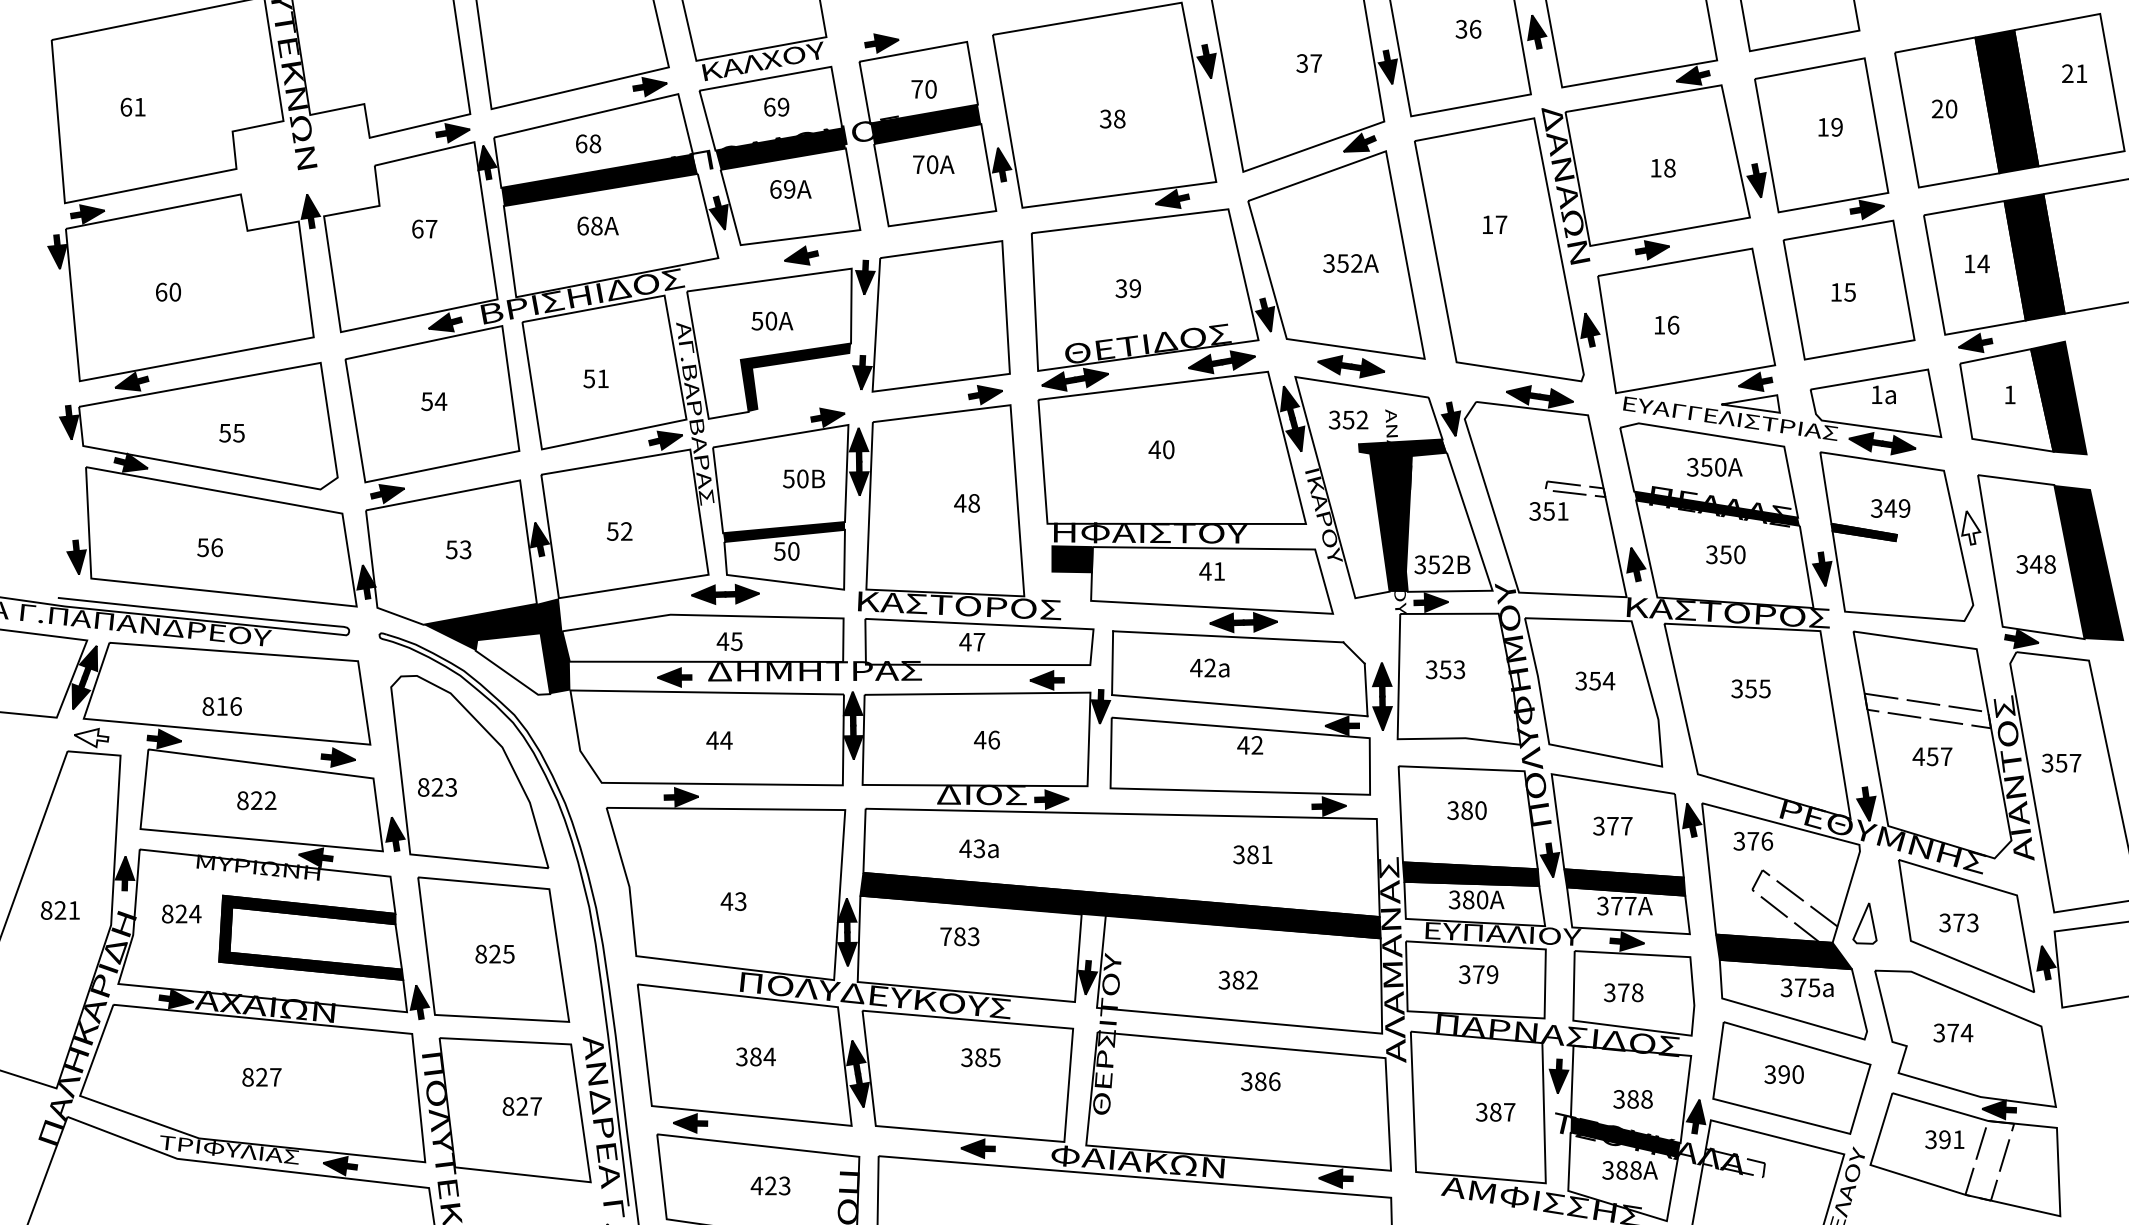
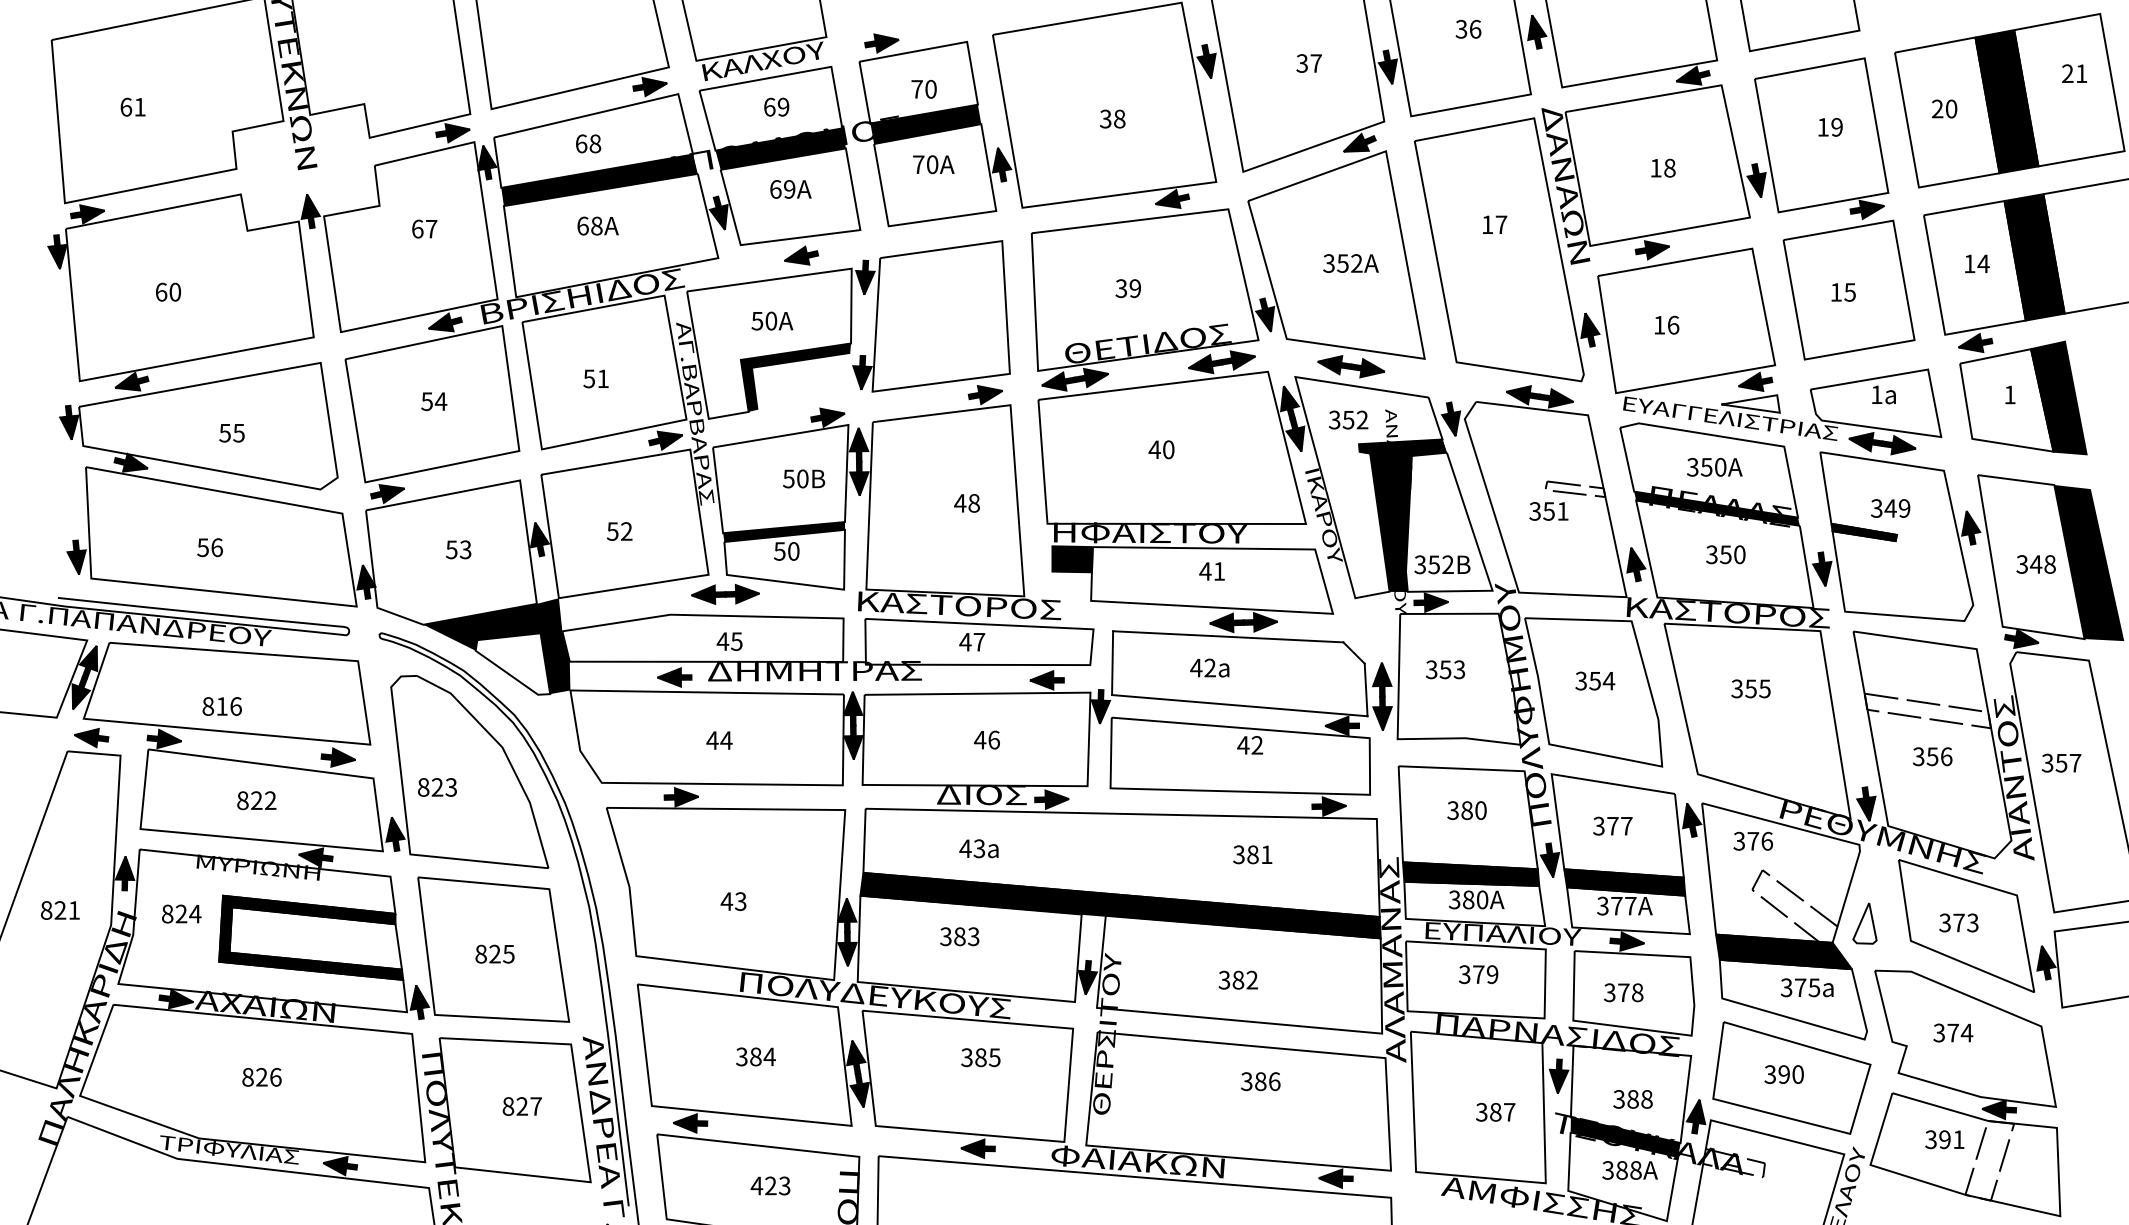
fill: none -> present (1971, 527)
fill: none -> present (91, 737)
text: 457 -> 356 (1932, 756)
text: 783 -> 383 (945, 936)
text: 827 -> 826 (275, 1076)
